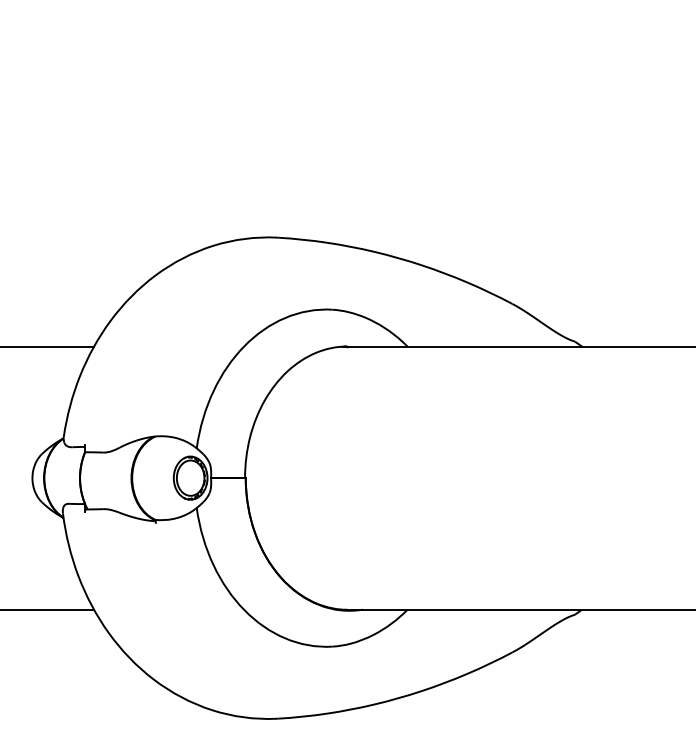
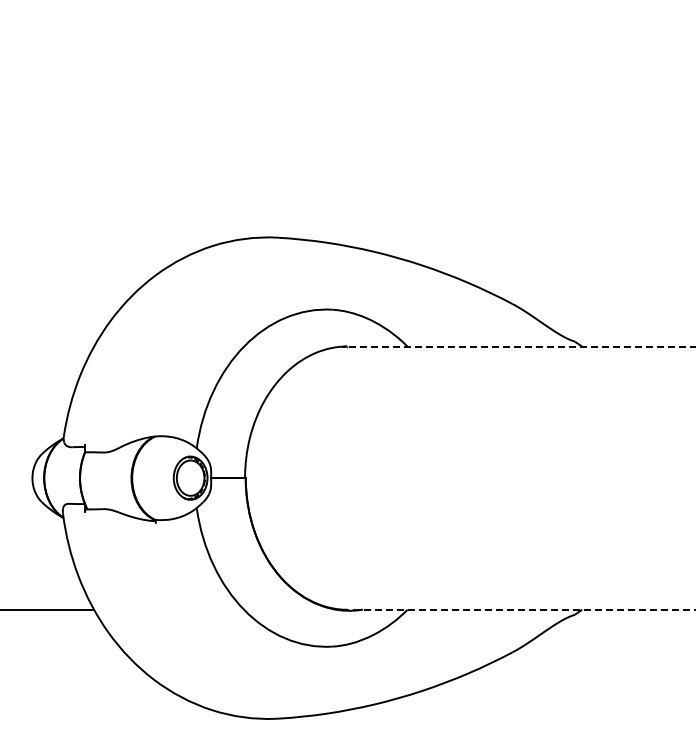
line: present -> none (48, 346)
line: solid -> dashed (518, 346)
line: solid -> dashed (519, 609)
